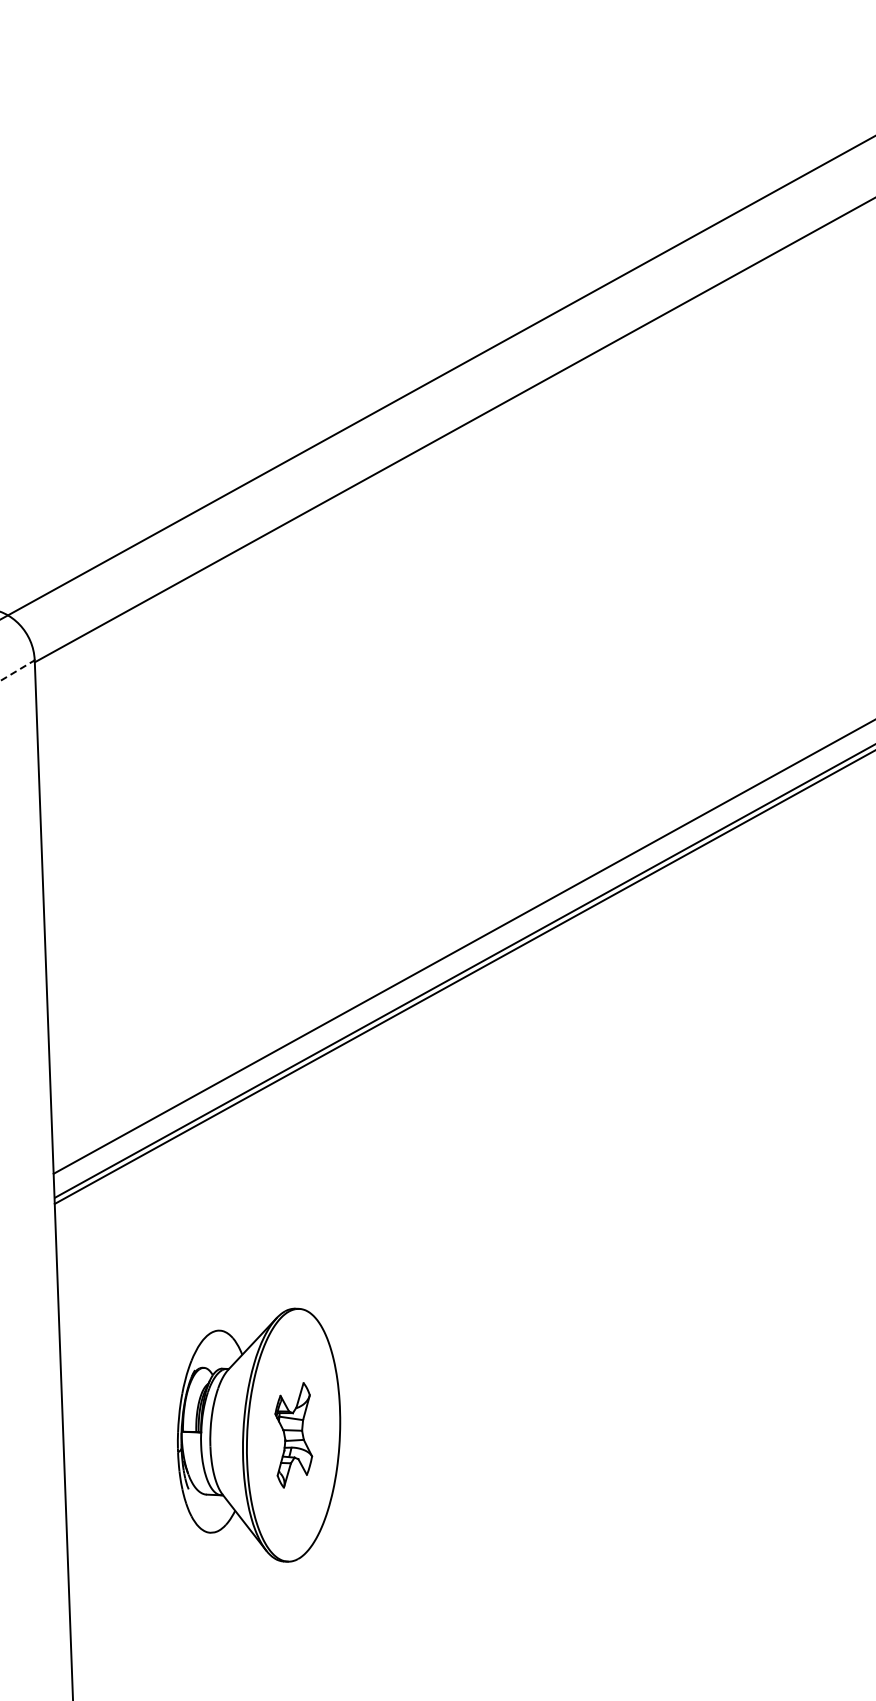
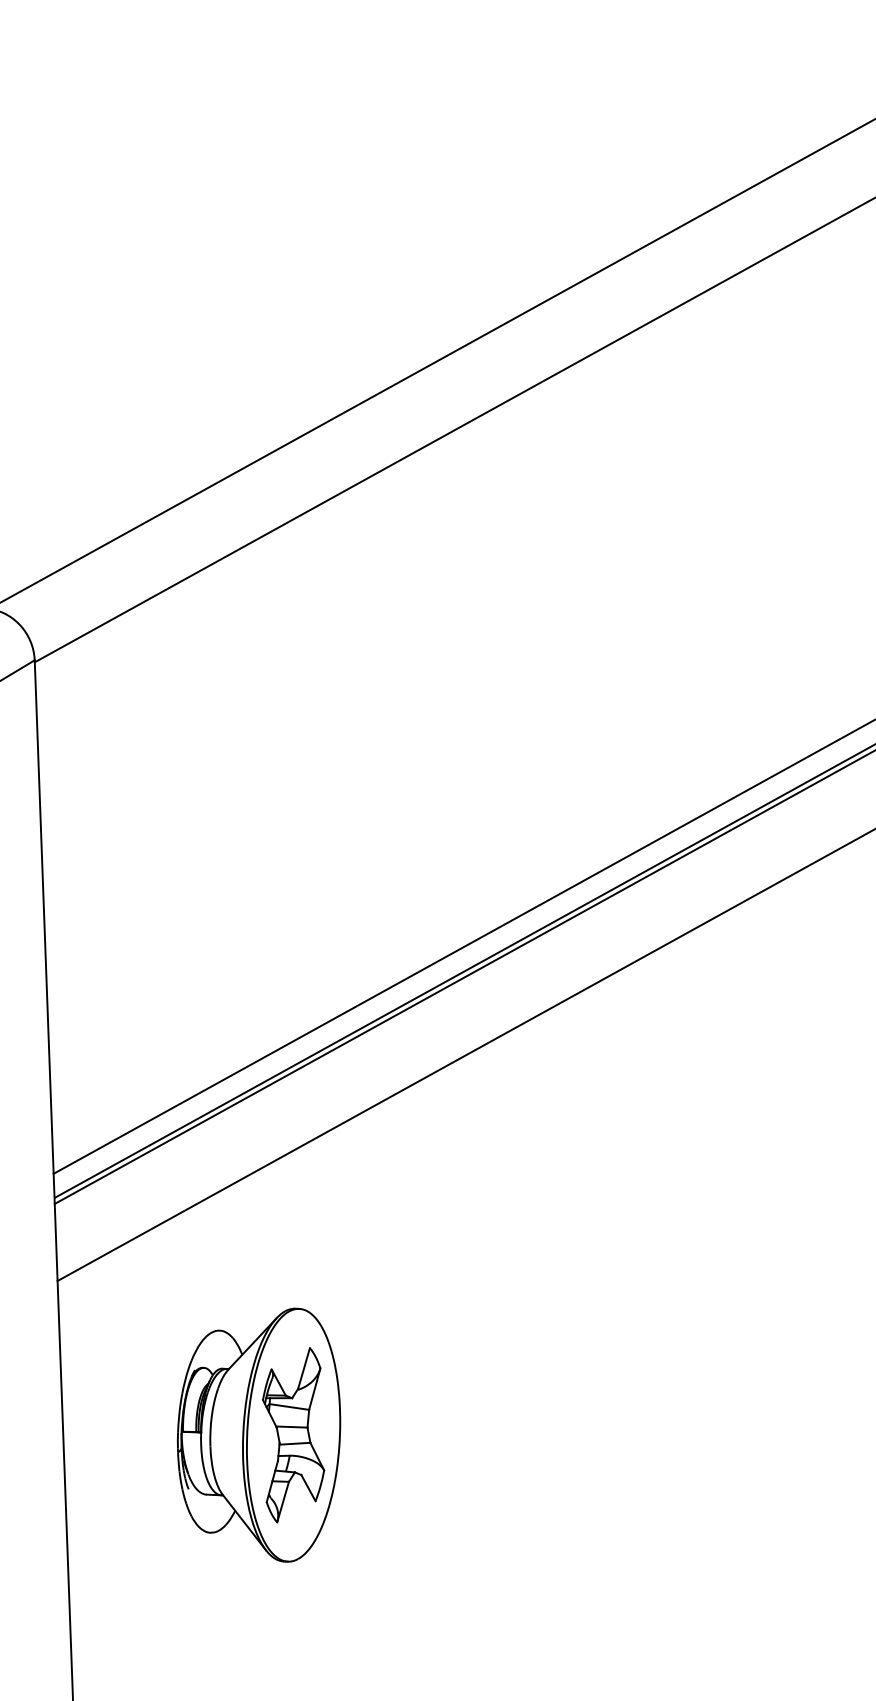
line position: (437, 377) -> (437, 360) (437, 360)
line: dashed -> solid (17, 670)
line: none -> present (464, 1055)
part size: 40x107 px -> 64x177 px (293, 1435)
